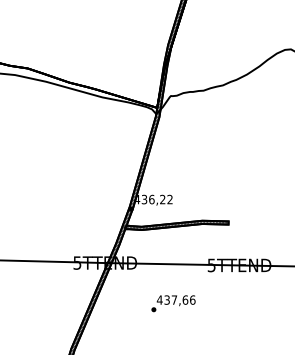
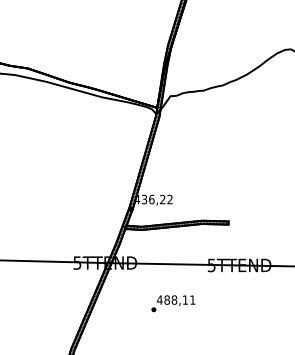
text: 437,66 -> 488,11 (179, 299)
